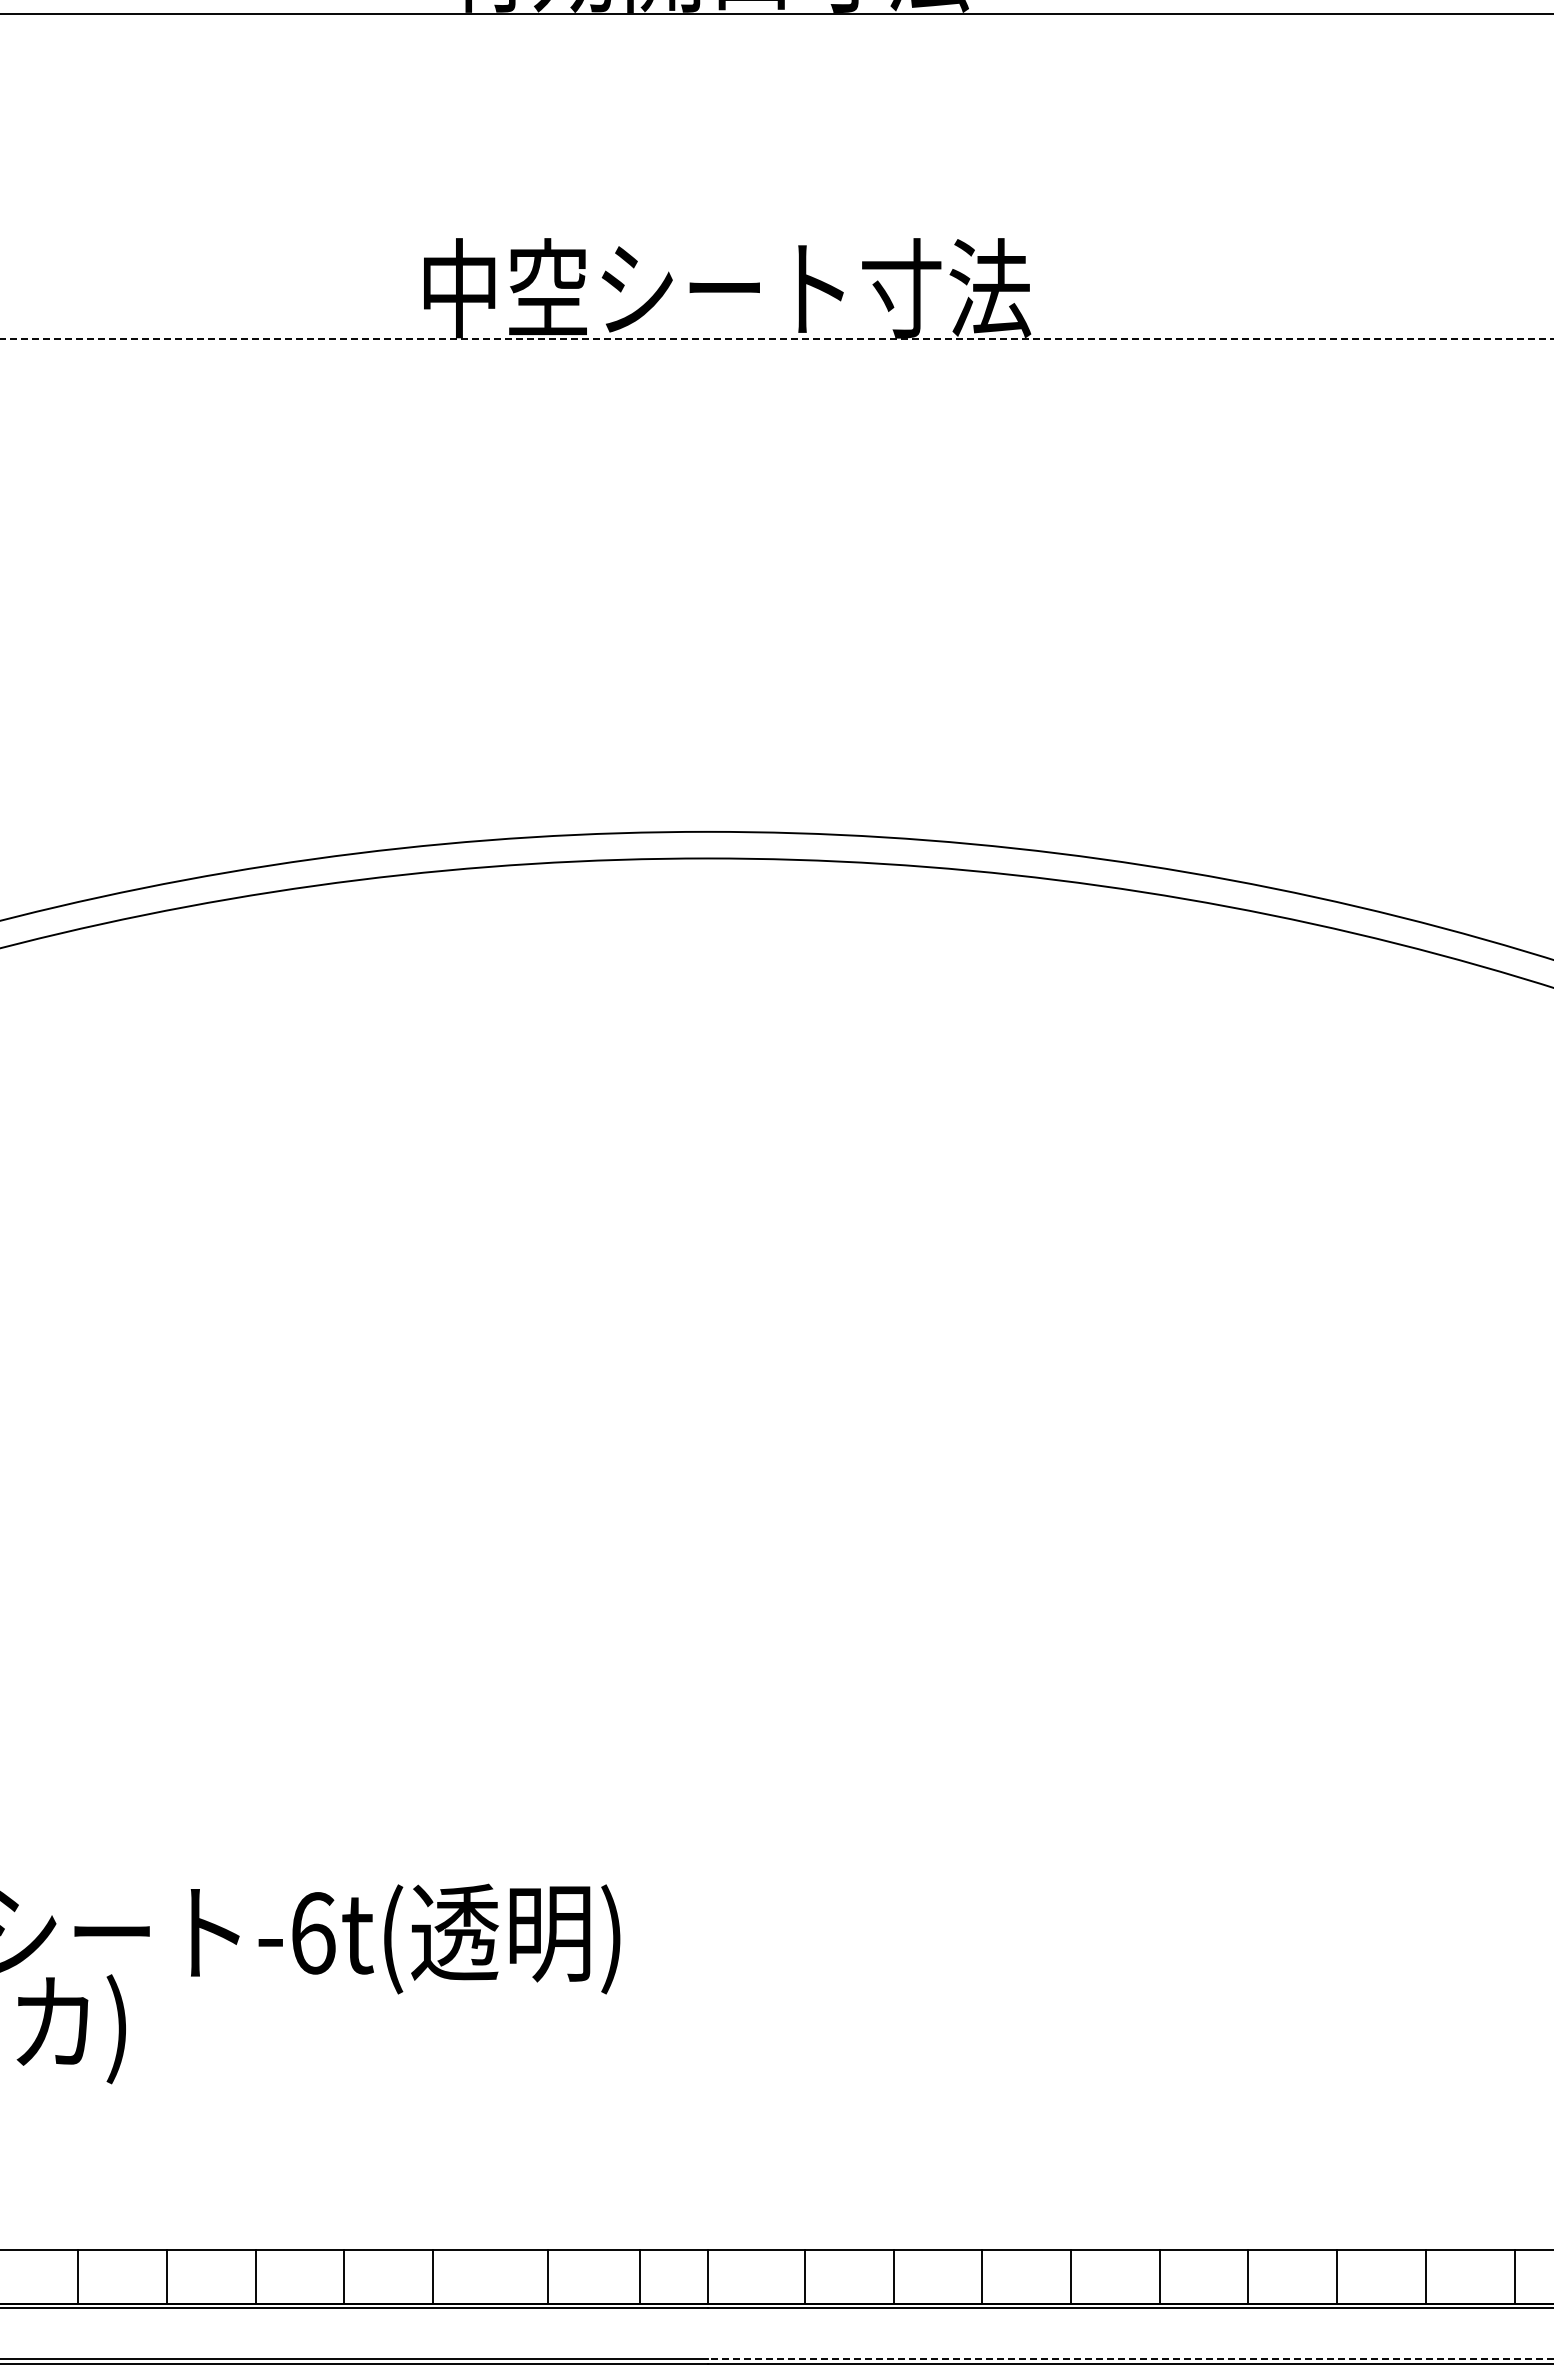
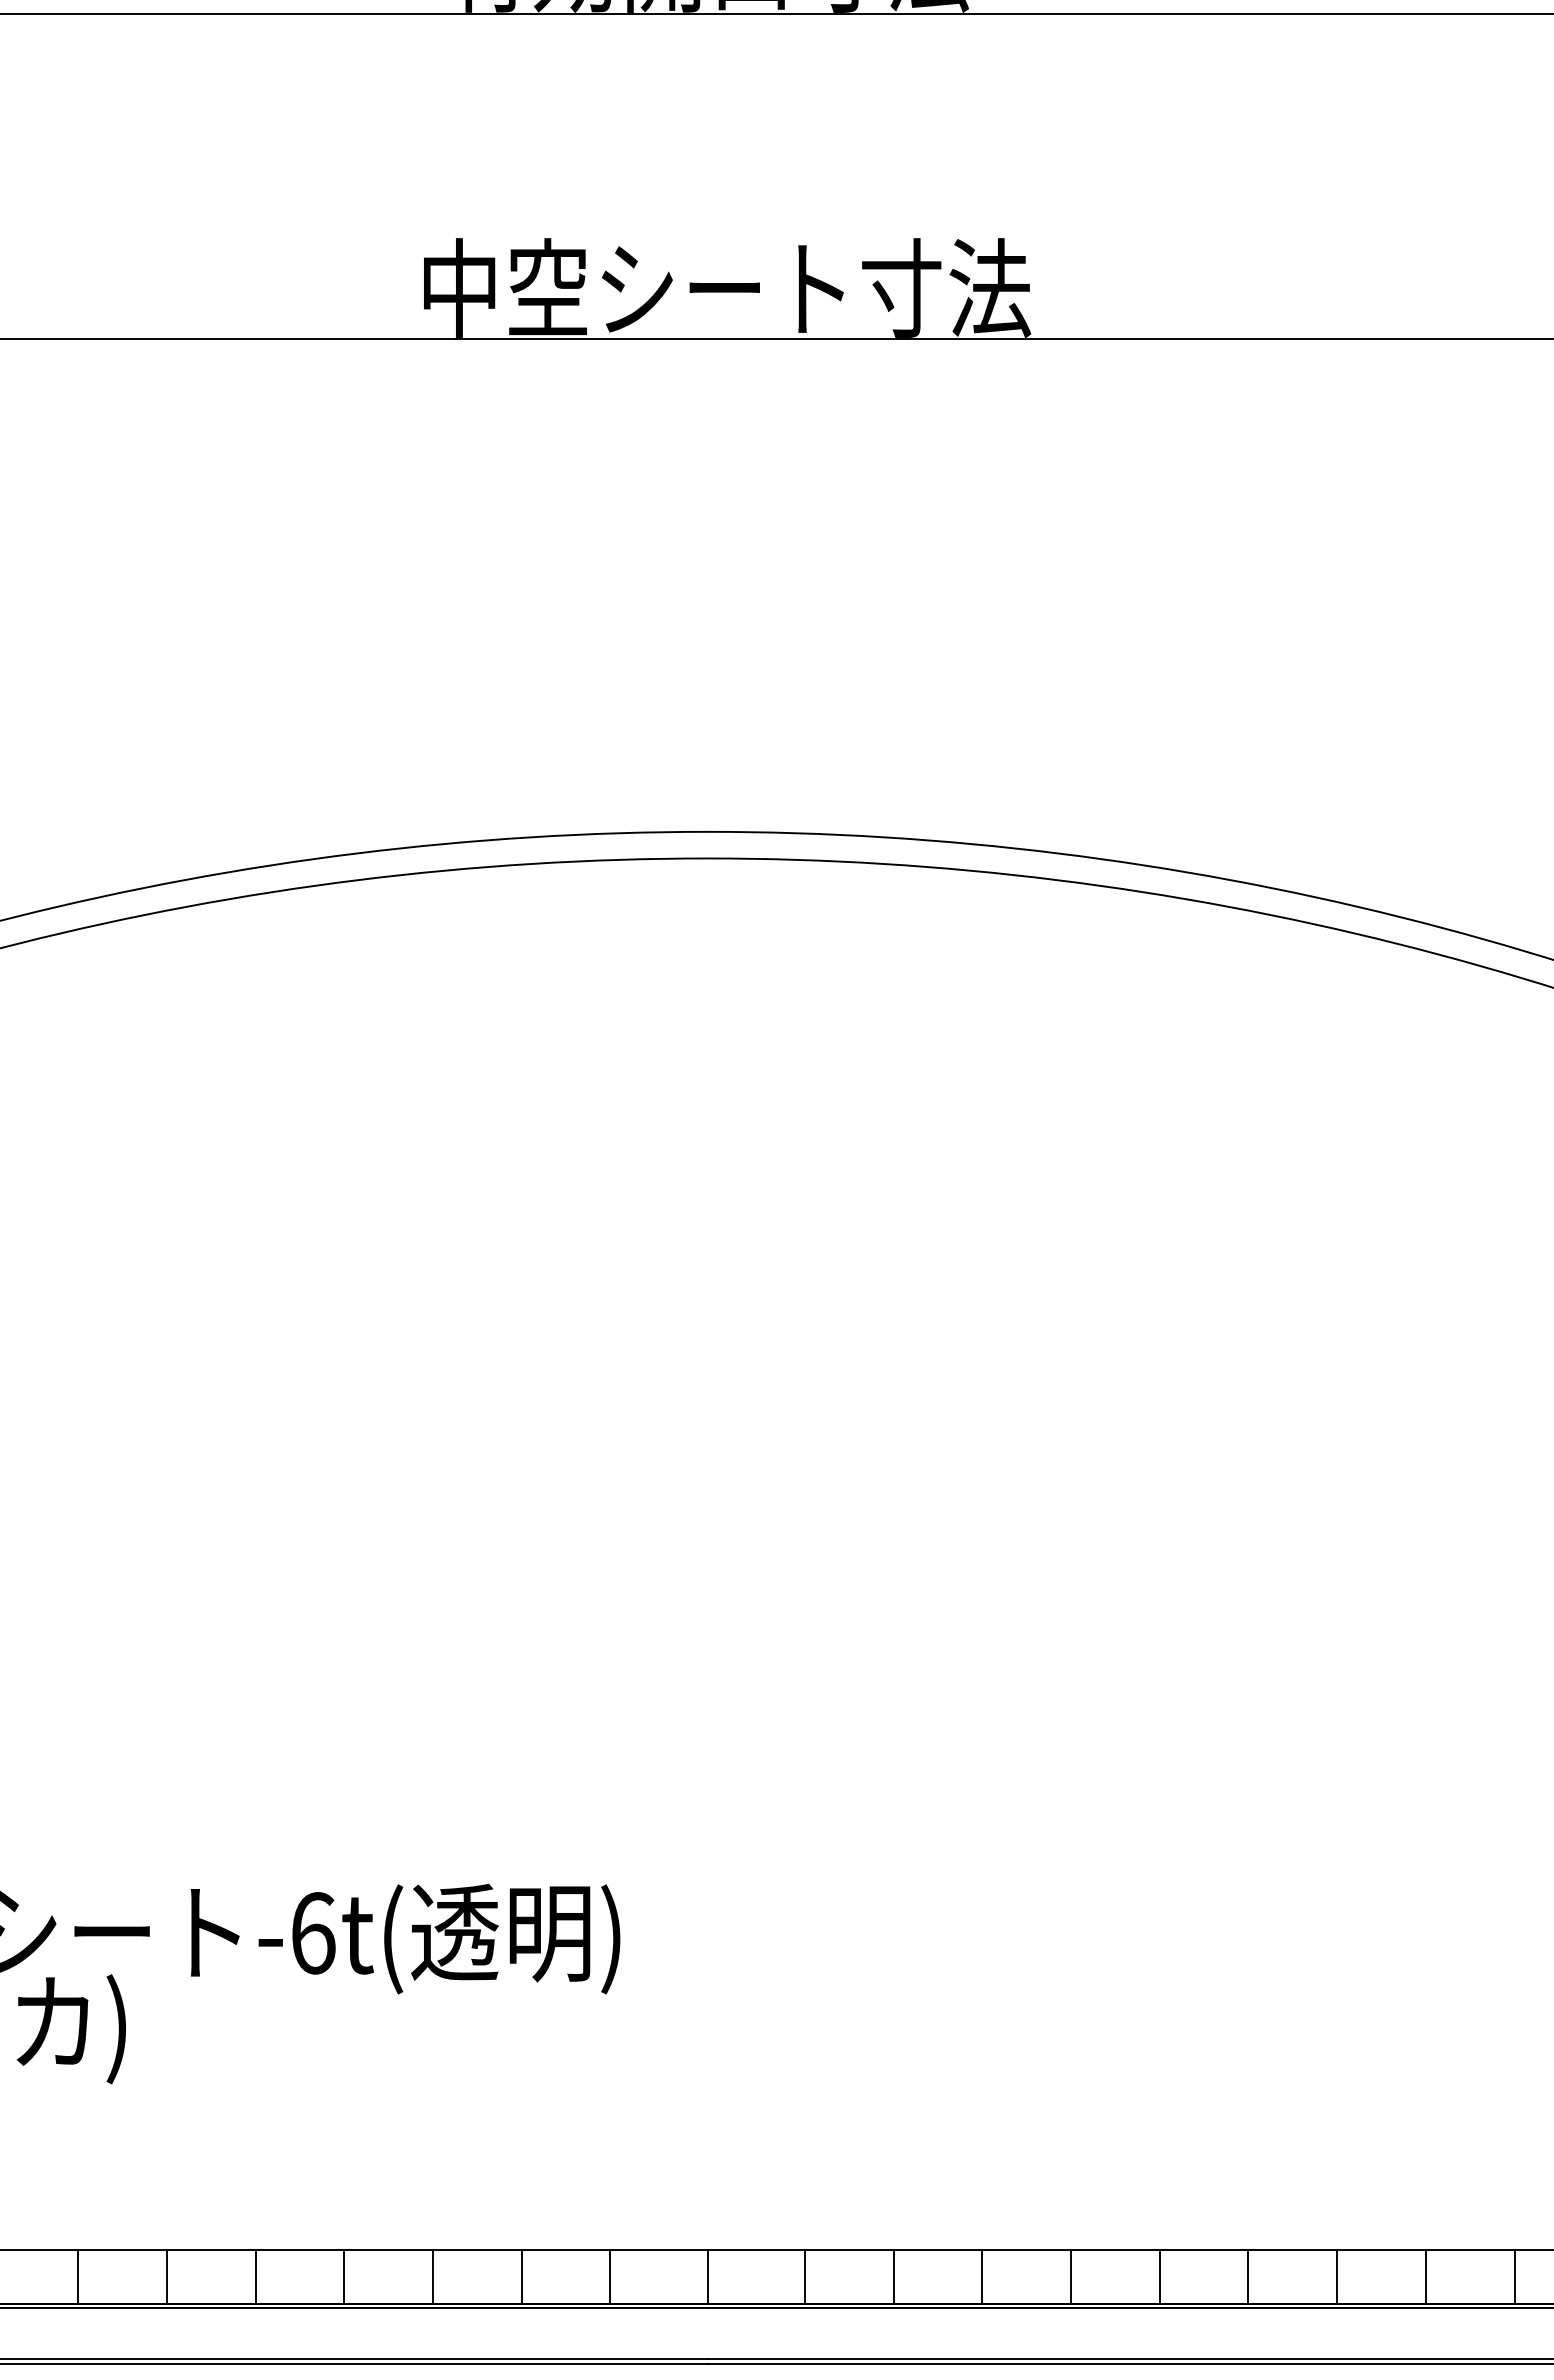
line: dashed -> solid (777, 338)
line position: (547, 2276) -> (521, 2276) (521, 2276)
line position: (640, 2276) -> (610, 2276) (610, 2276)
line: dashed -> solid (1130, 2359)
